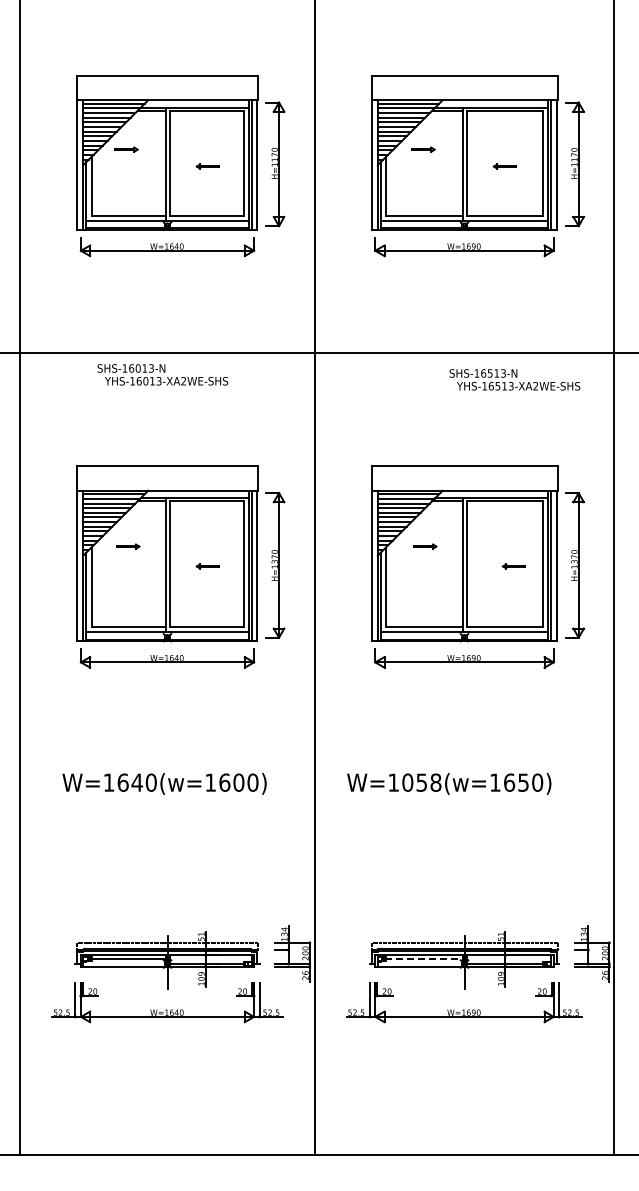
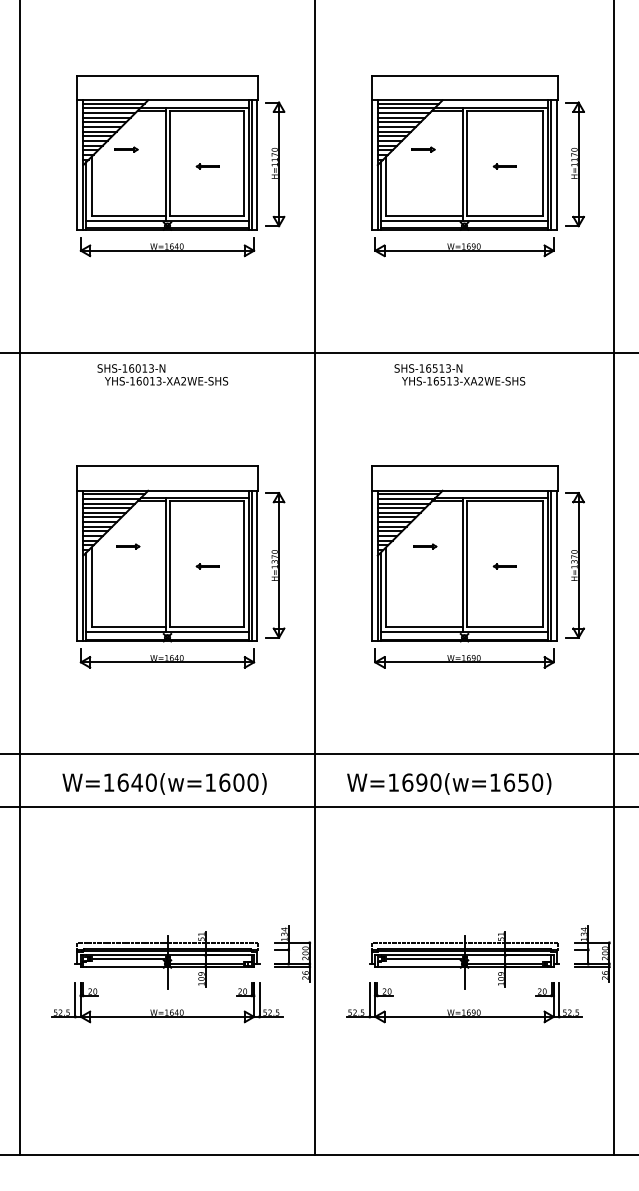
text position: (514, 379) -> (459, 374) (459, 374)
part position: (513, 566) -> (504, 566) (504, 566)
line: none -> present (318, 754)
text: W=1058(w=1650) -> W=1690(w=1650) (421, 782)
line: none -> present (318, 806)
line: dashed -> solid (424, 959)
